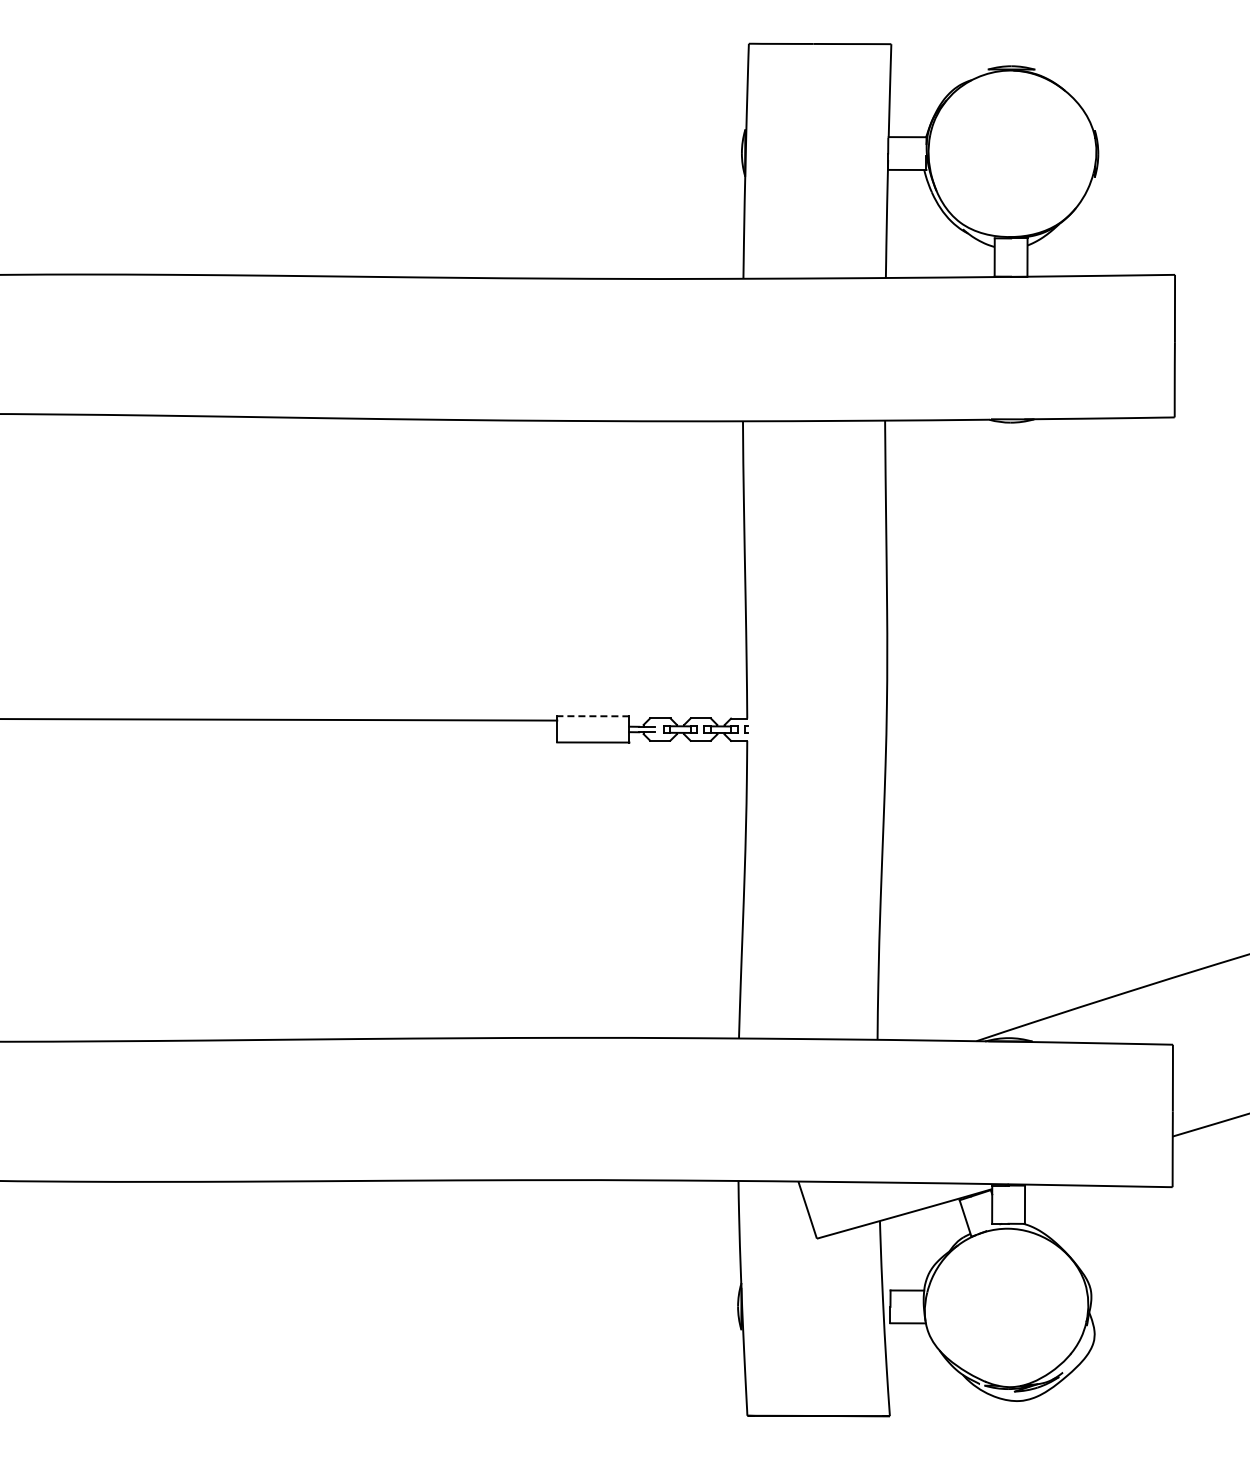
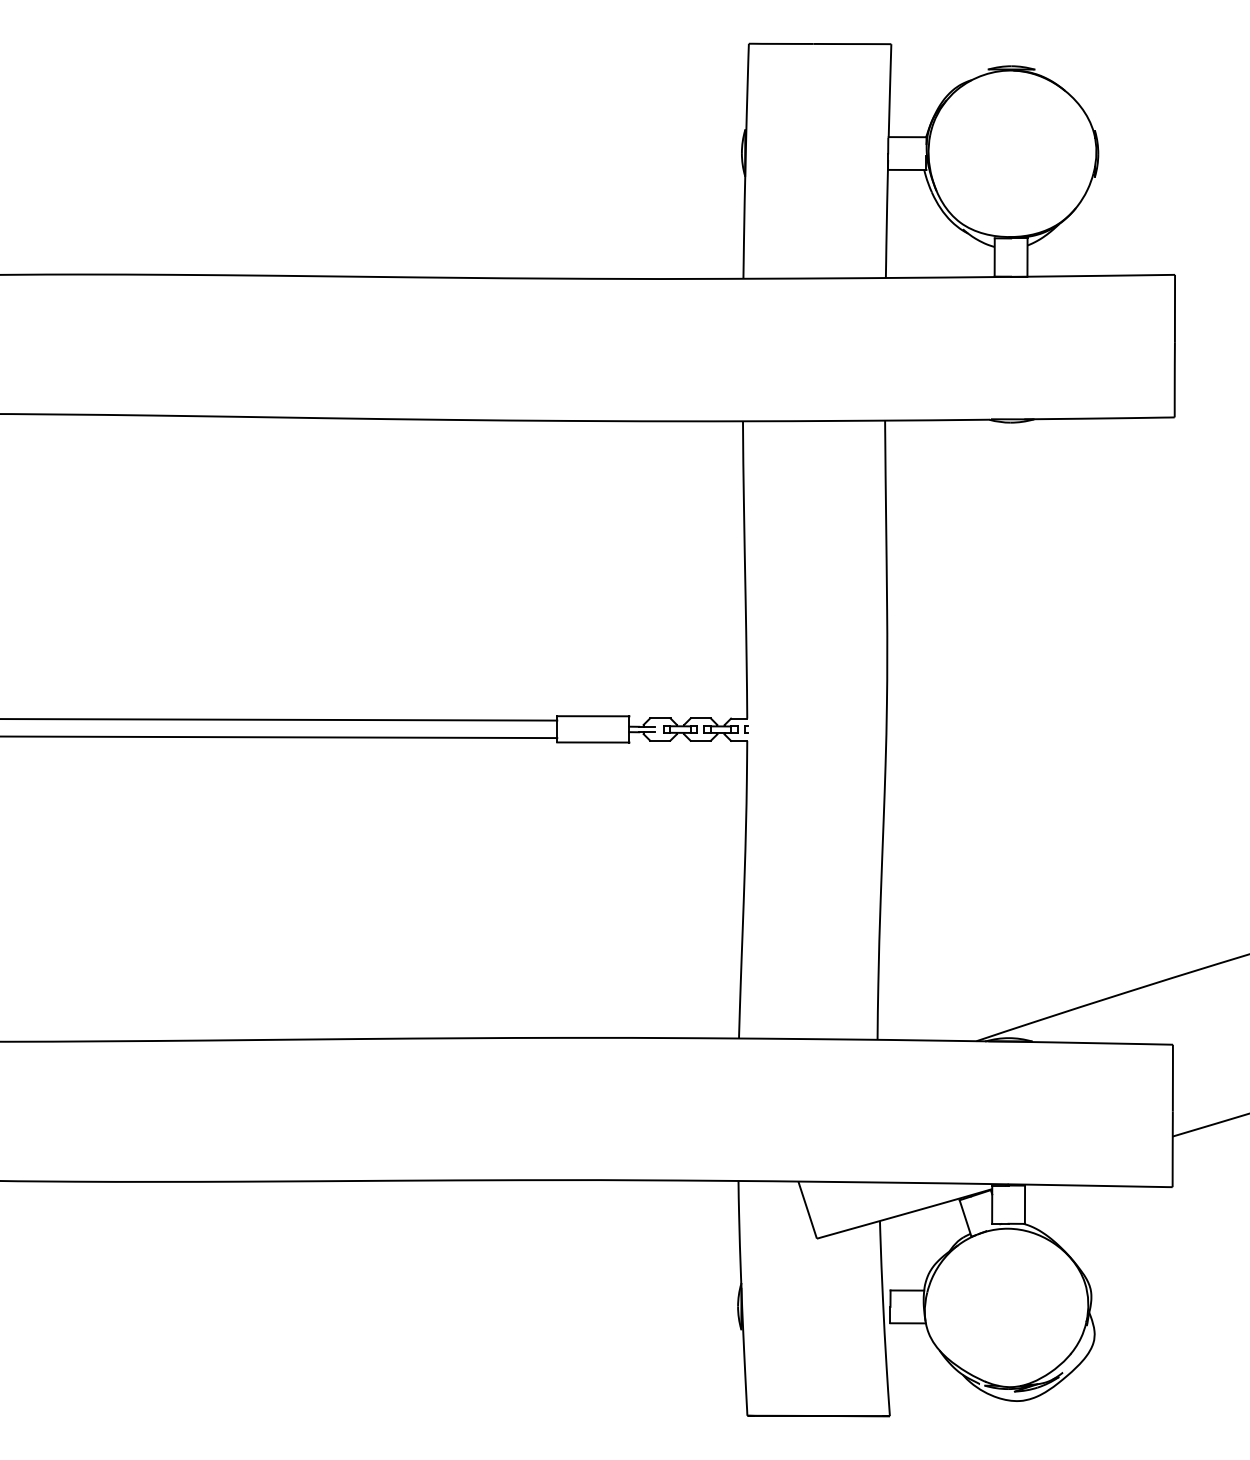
line: dashed -> solid (592, 716)
line: none -> present (279, 737)
